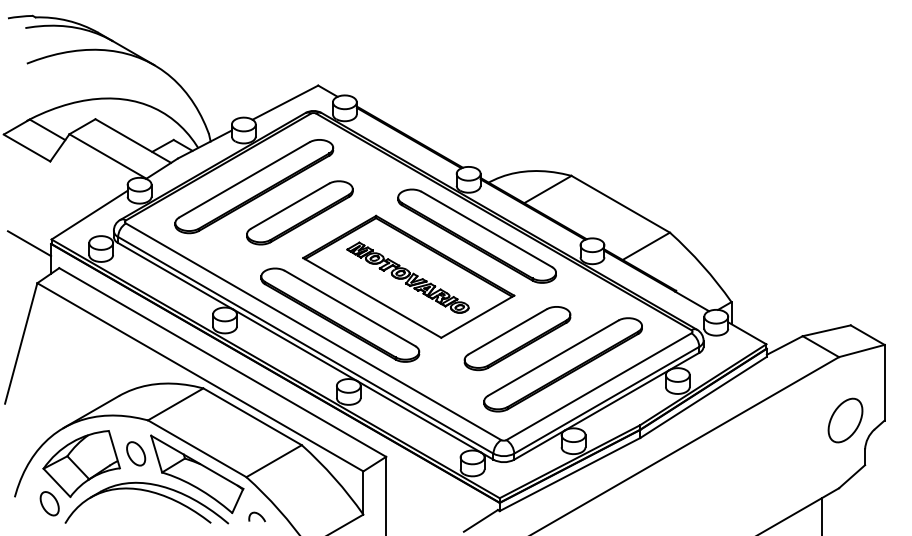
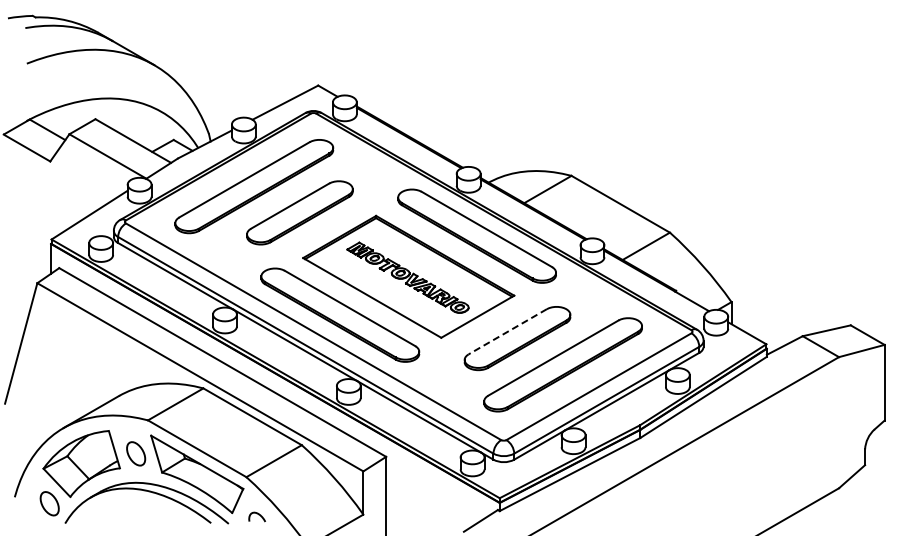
line: present -> none (29, 243)
line: solid -> dashed (507, 332)
part: present -> none (845, 420)
line: present -> none (822, 514)
